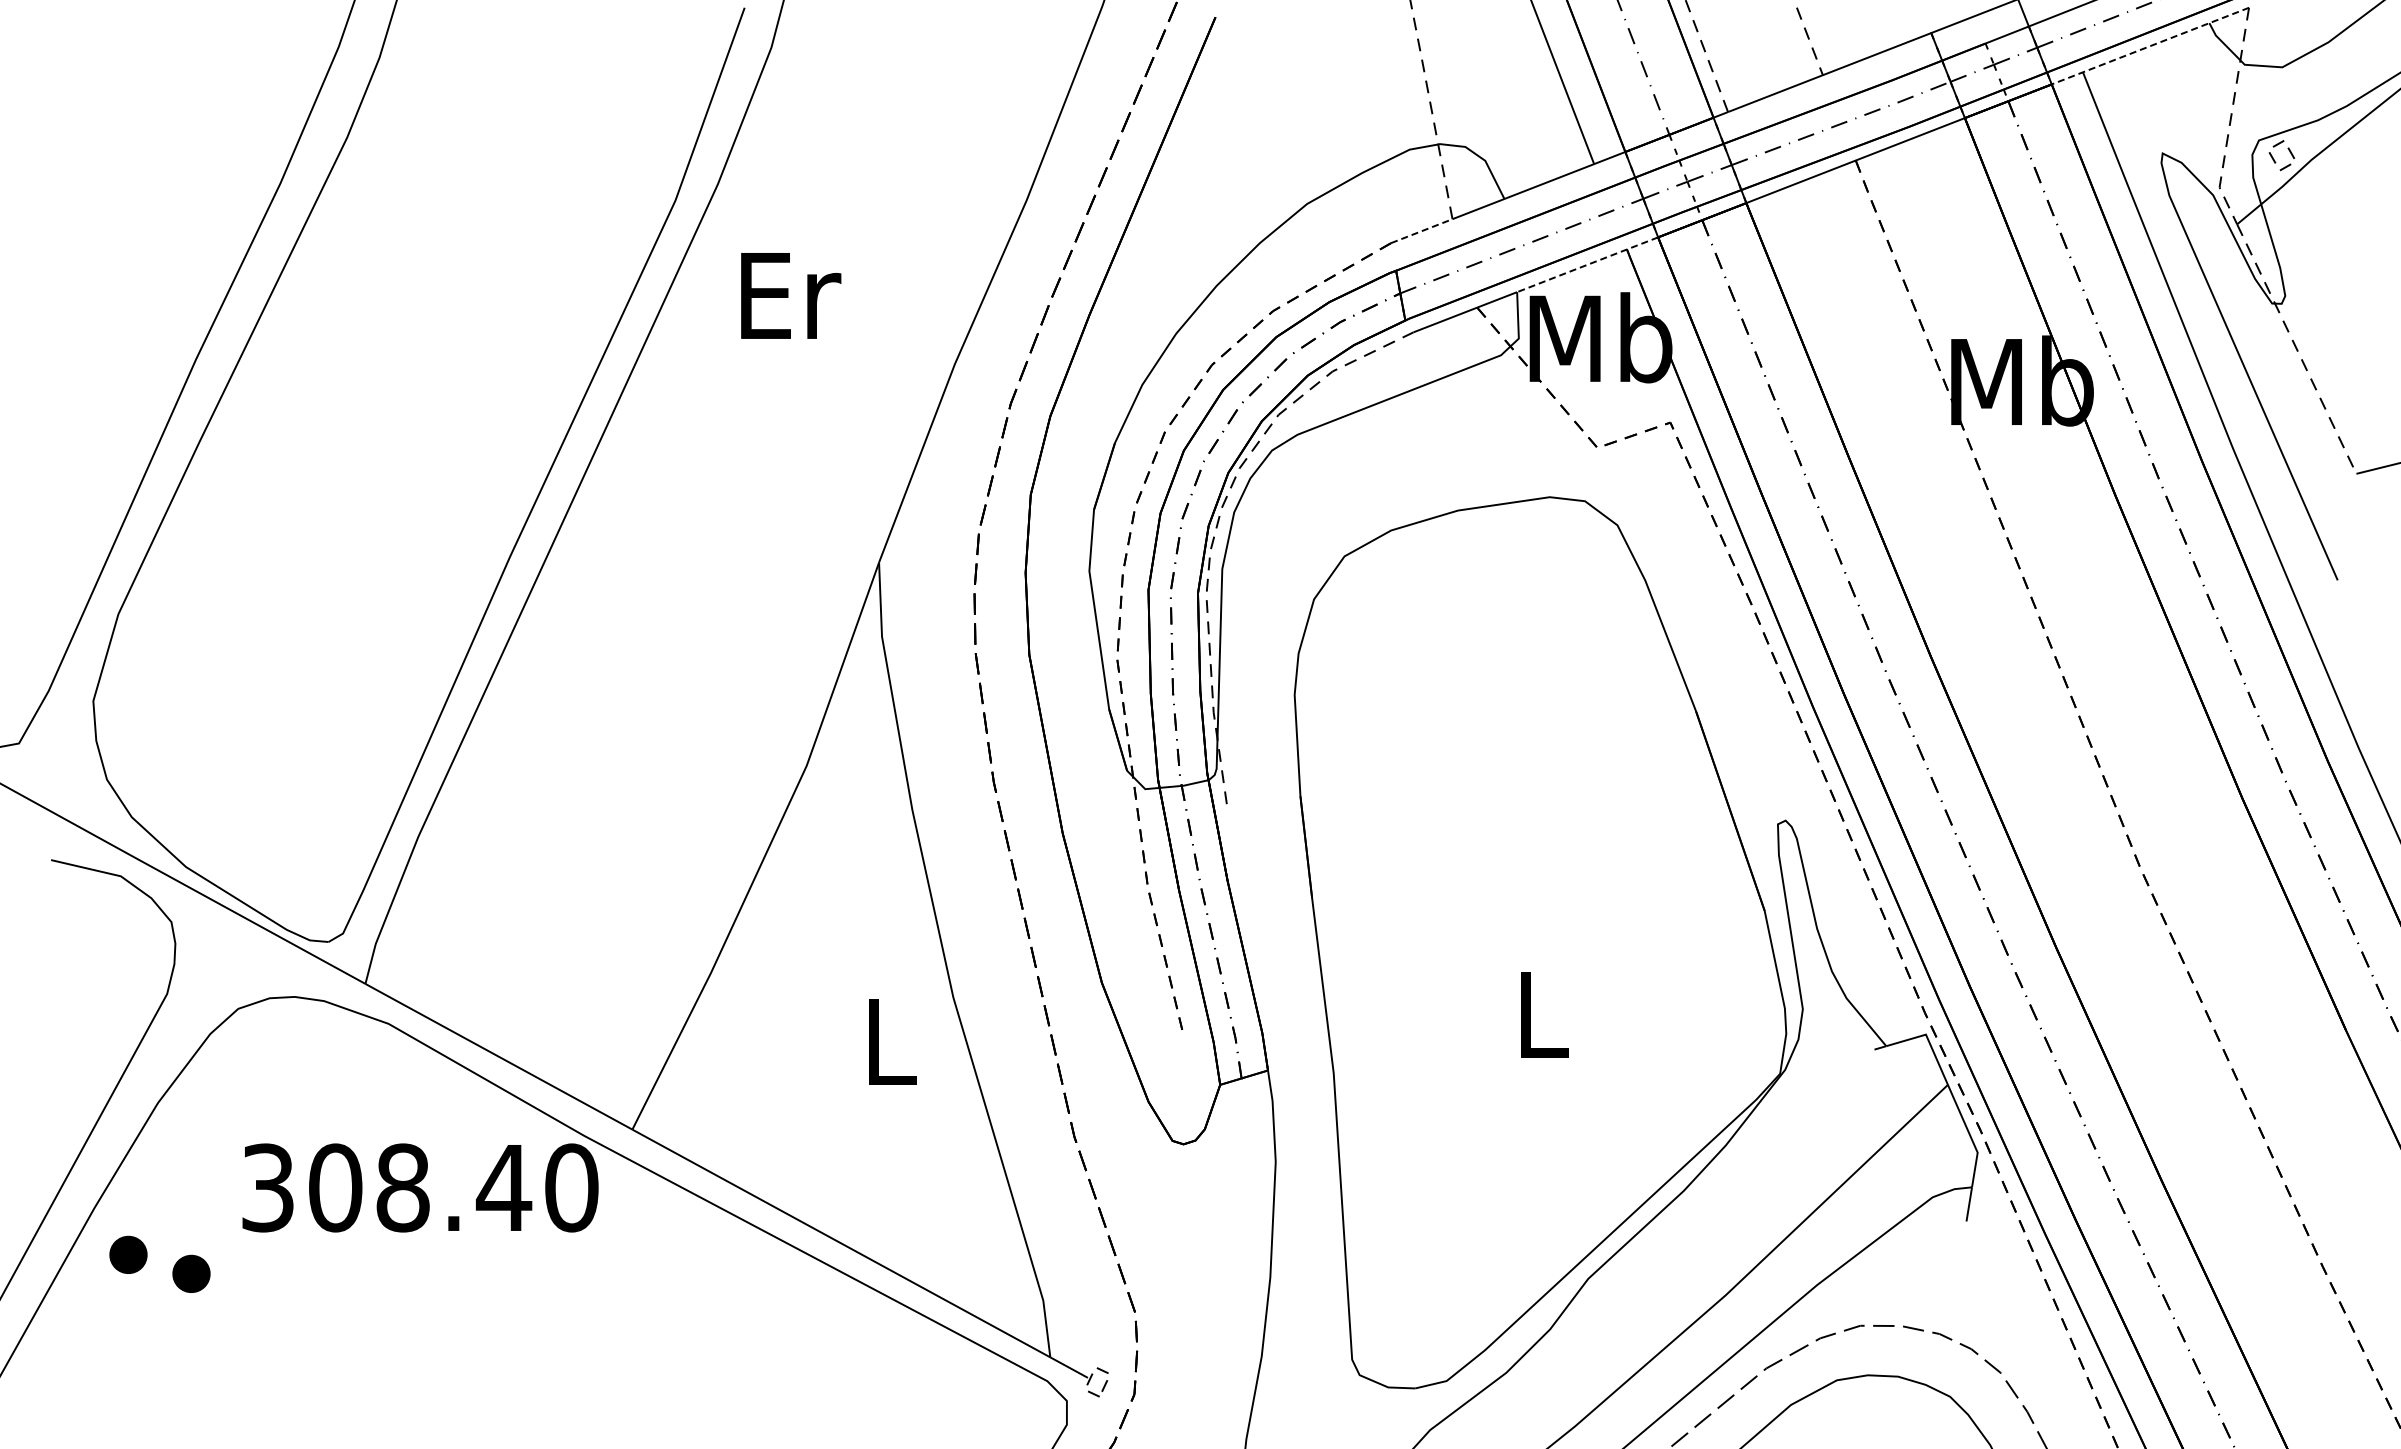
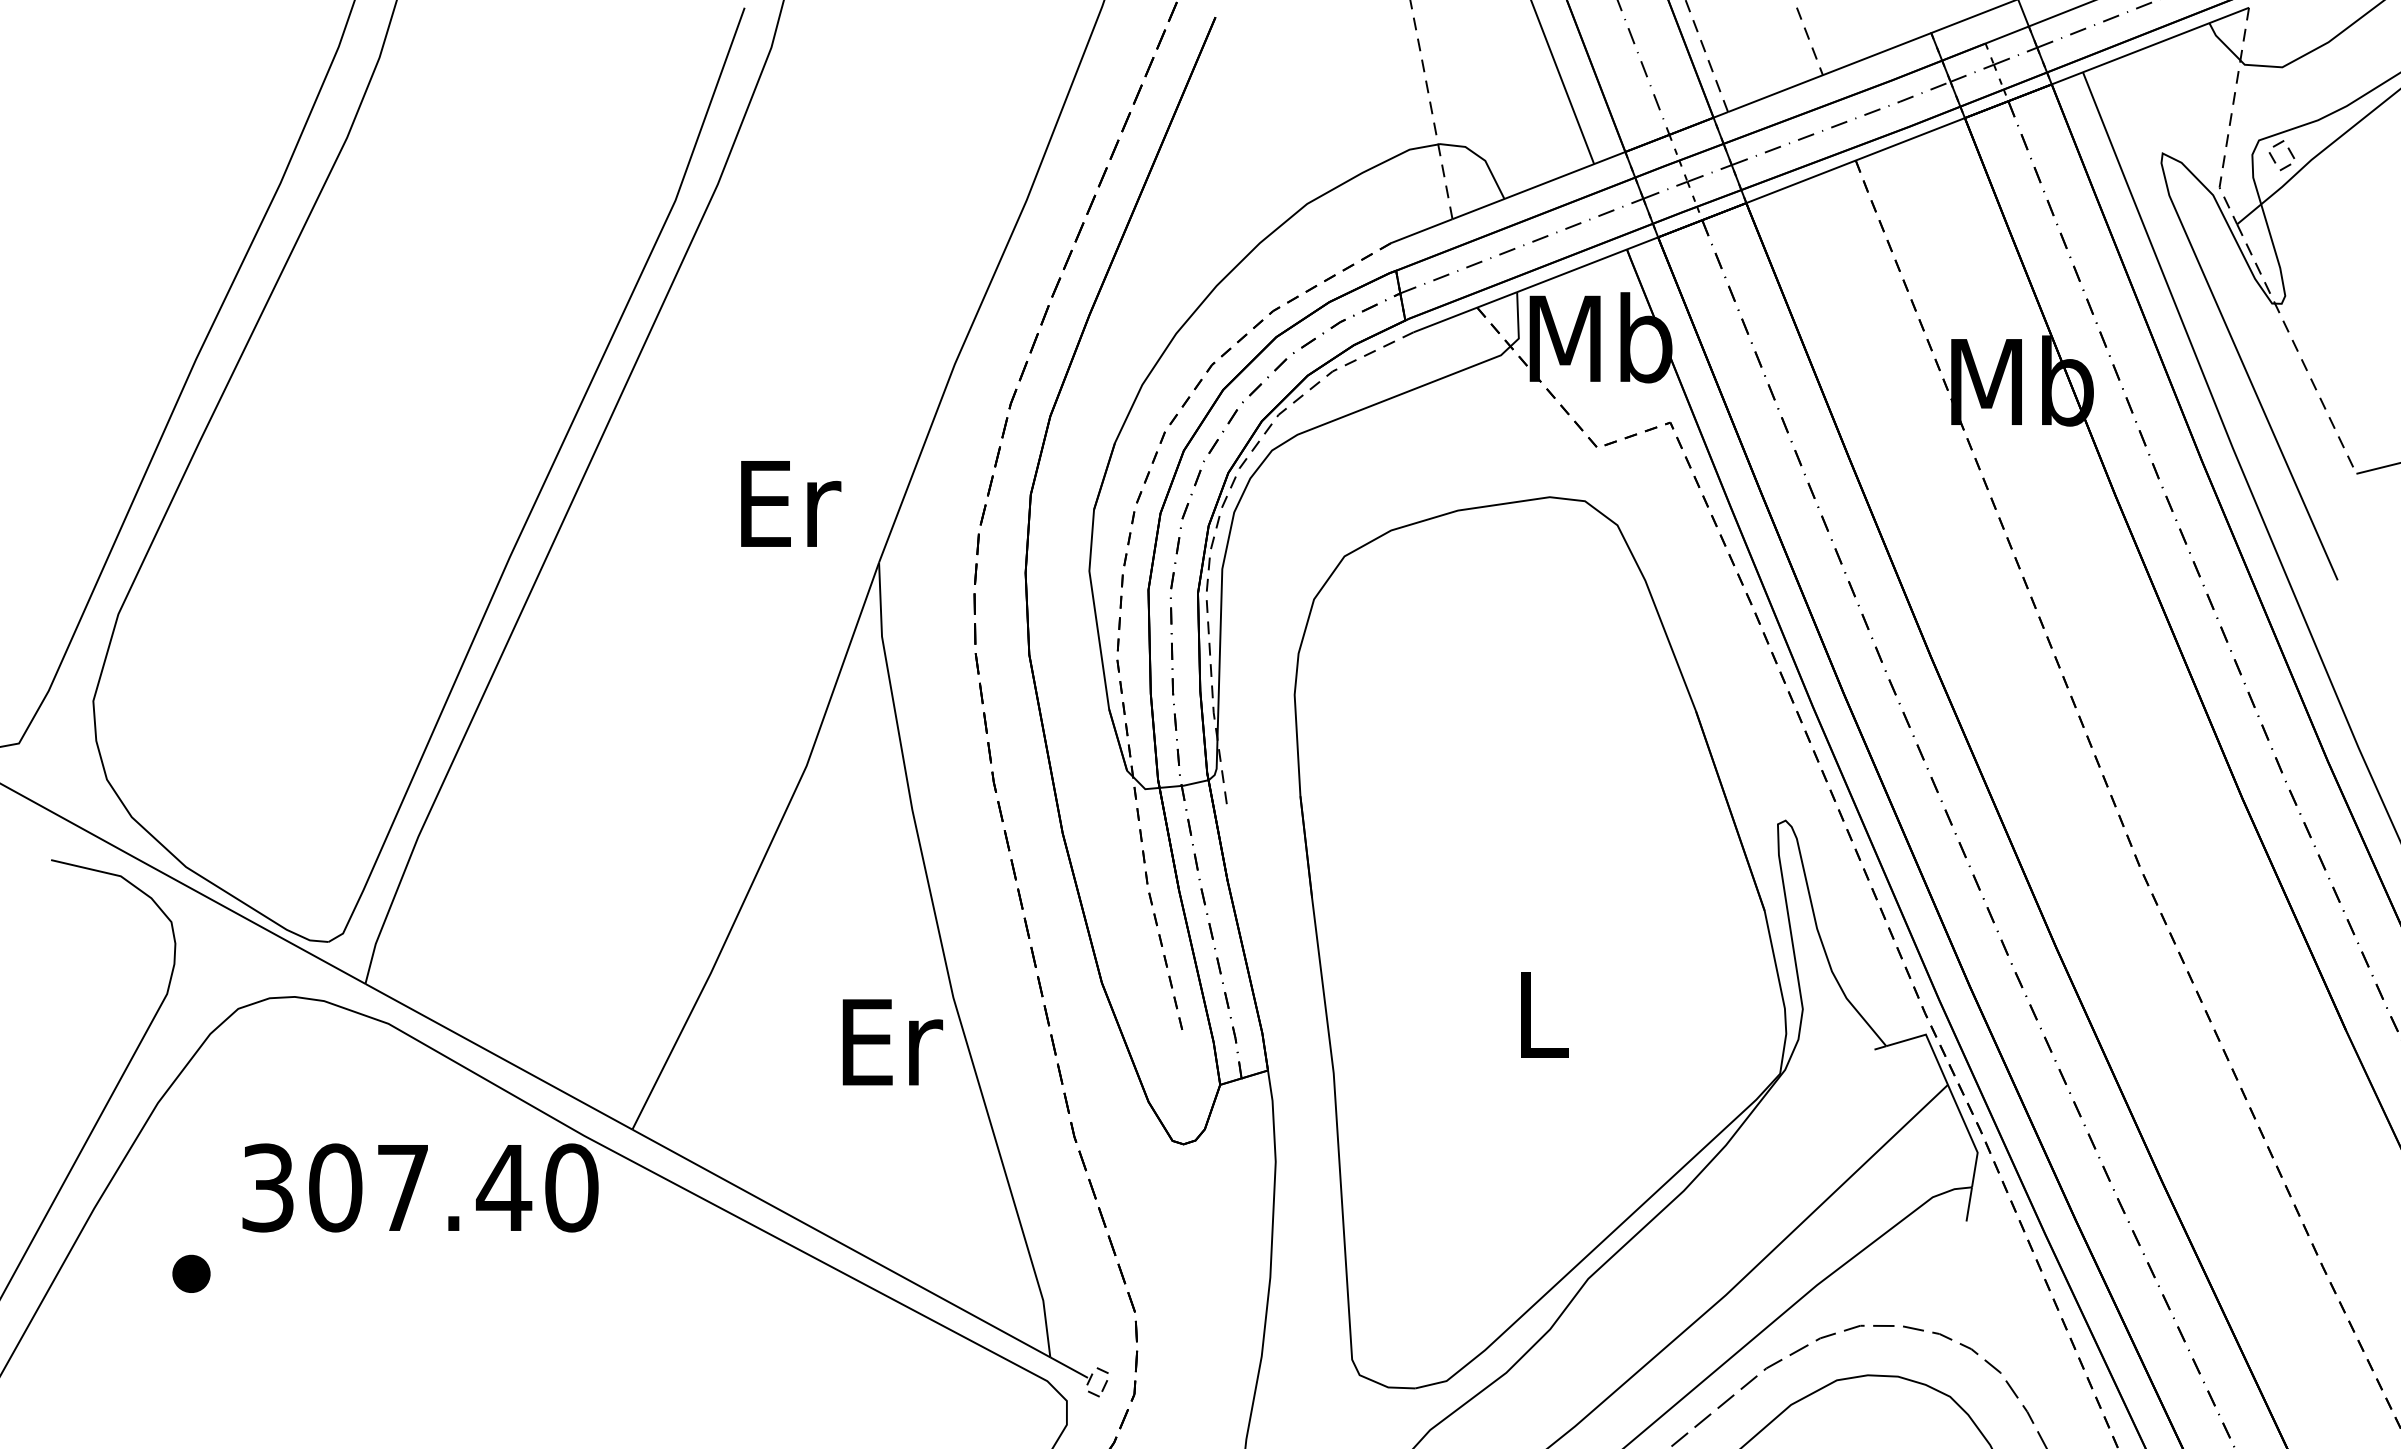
line: dashed -> solid (2149, 46)
line: dashed -> solid (1421, 231)
line: dashed -> solid (1587, 264)
text position: (791, 295) -> (791, 503) (791, 503)
text: L -> Er (892, 1042)
text: 308.40 -> 307.40 (402, 1187)
part: present -> none (128, 1254)
